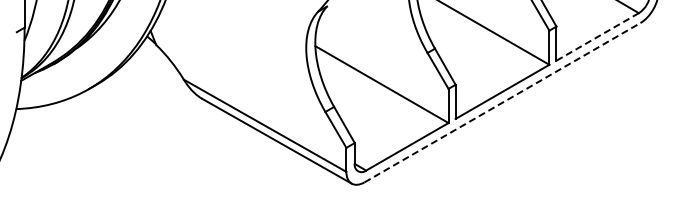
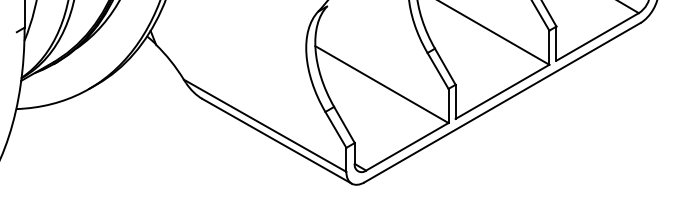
line: dashed -> solid (597, 36)
line: dashed -> solid (502, 102)
